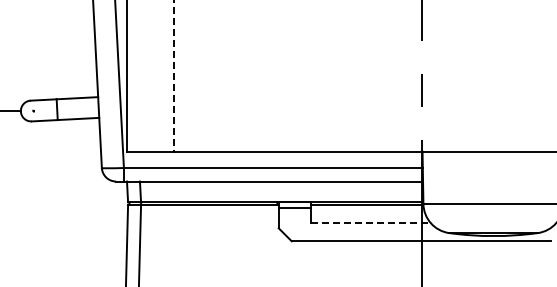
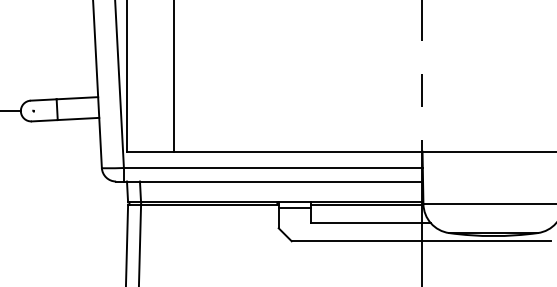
line: dashed -> solid (173, 75)
line: dashed -> solid (370, 223)
